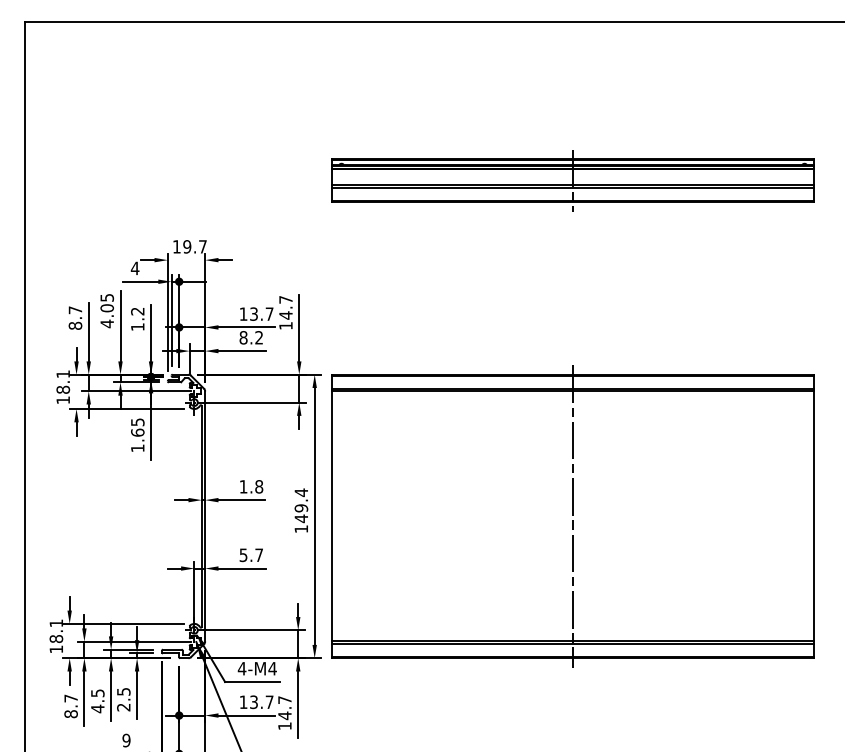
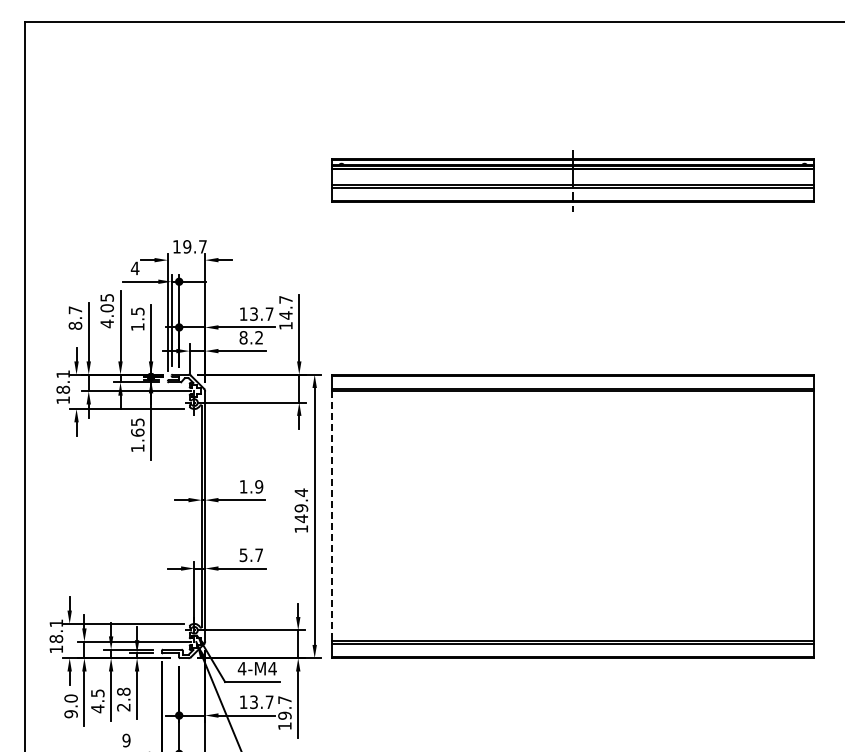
text: 1.2 -> 1.5 (137, 311)
text: 1.8 -> 1.9 (259, 486)
line: solid -> dashed (332, 516)
line: present -> none (573, 516)
text: 2.5 -> 2.8 (123, 691)
text: 8.7 -> 9.0 (70, 706)
text: 14.7 -> 19.7 (284, 715)
